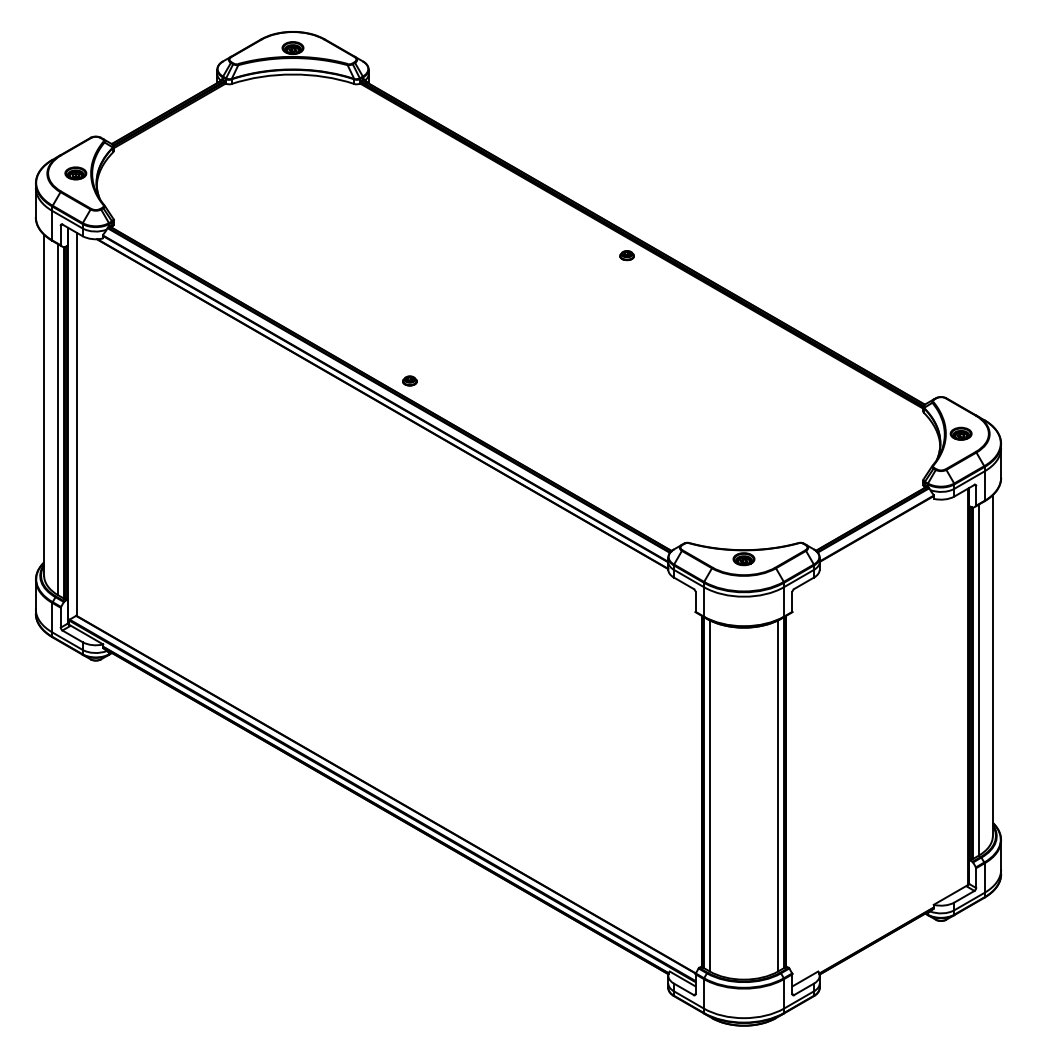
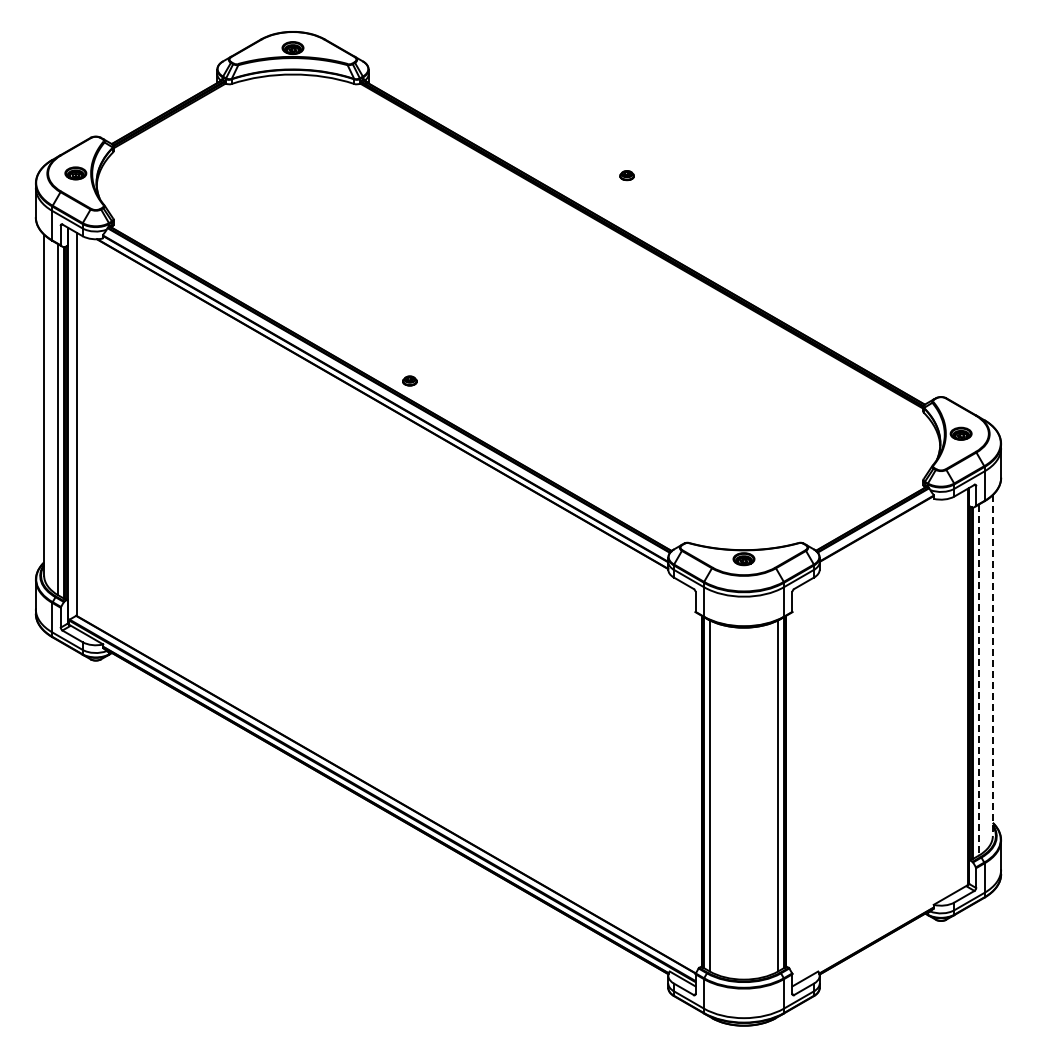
part position: (626, 255) -> (626, 175) (626, 175)
line: solid -> dashed (992, 666)
line: solid -> dashed (978, 680)
